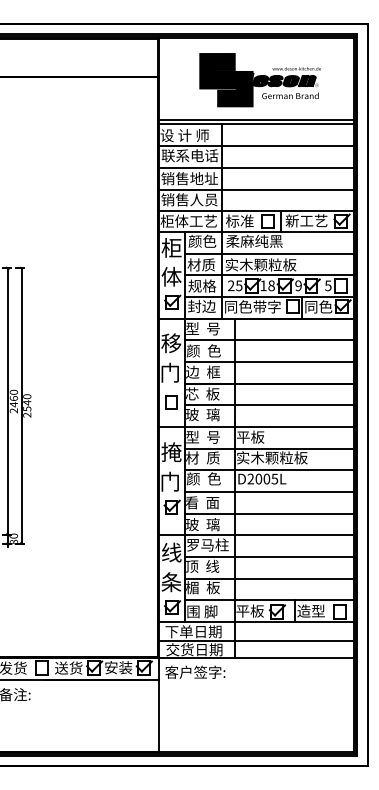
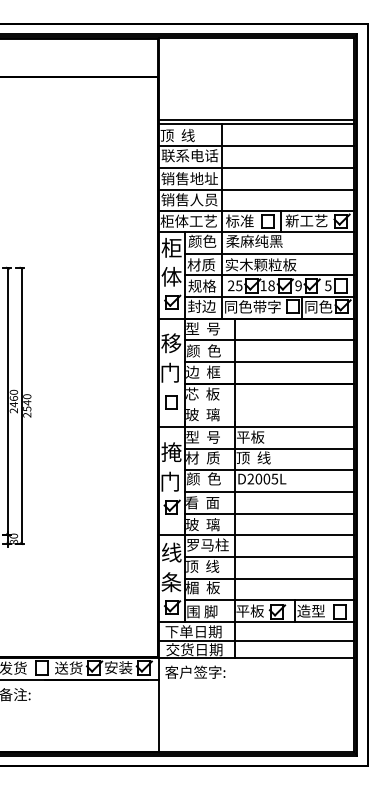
part: present -> none (259, 80)
text: 设 计 师 -> 顶  线 (184, 135)
line: present -> none (268, 405)
text: 实木颗粒板 -> 顶  线 (271, 457)
